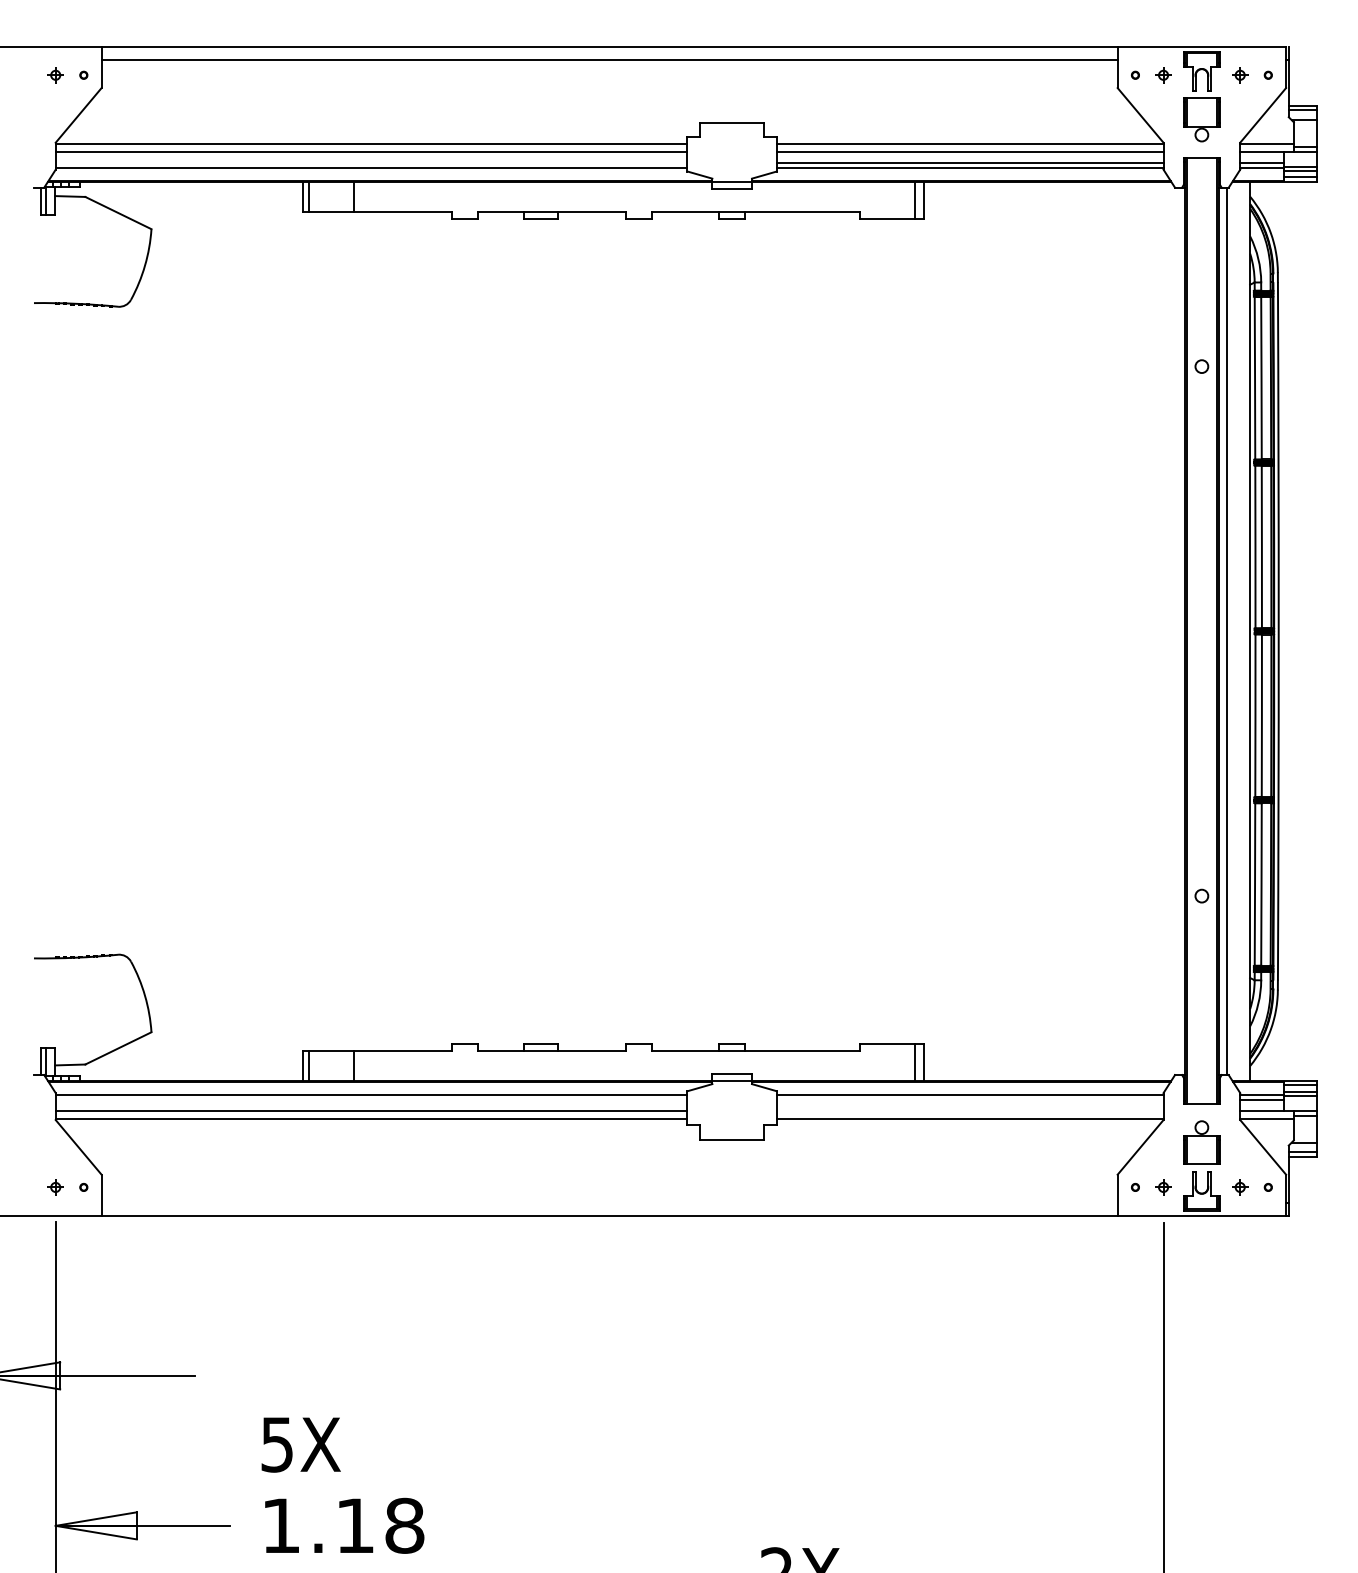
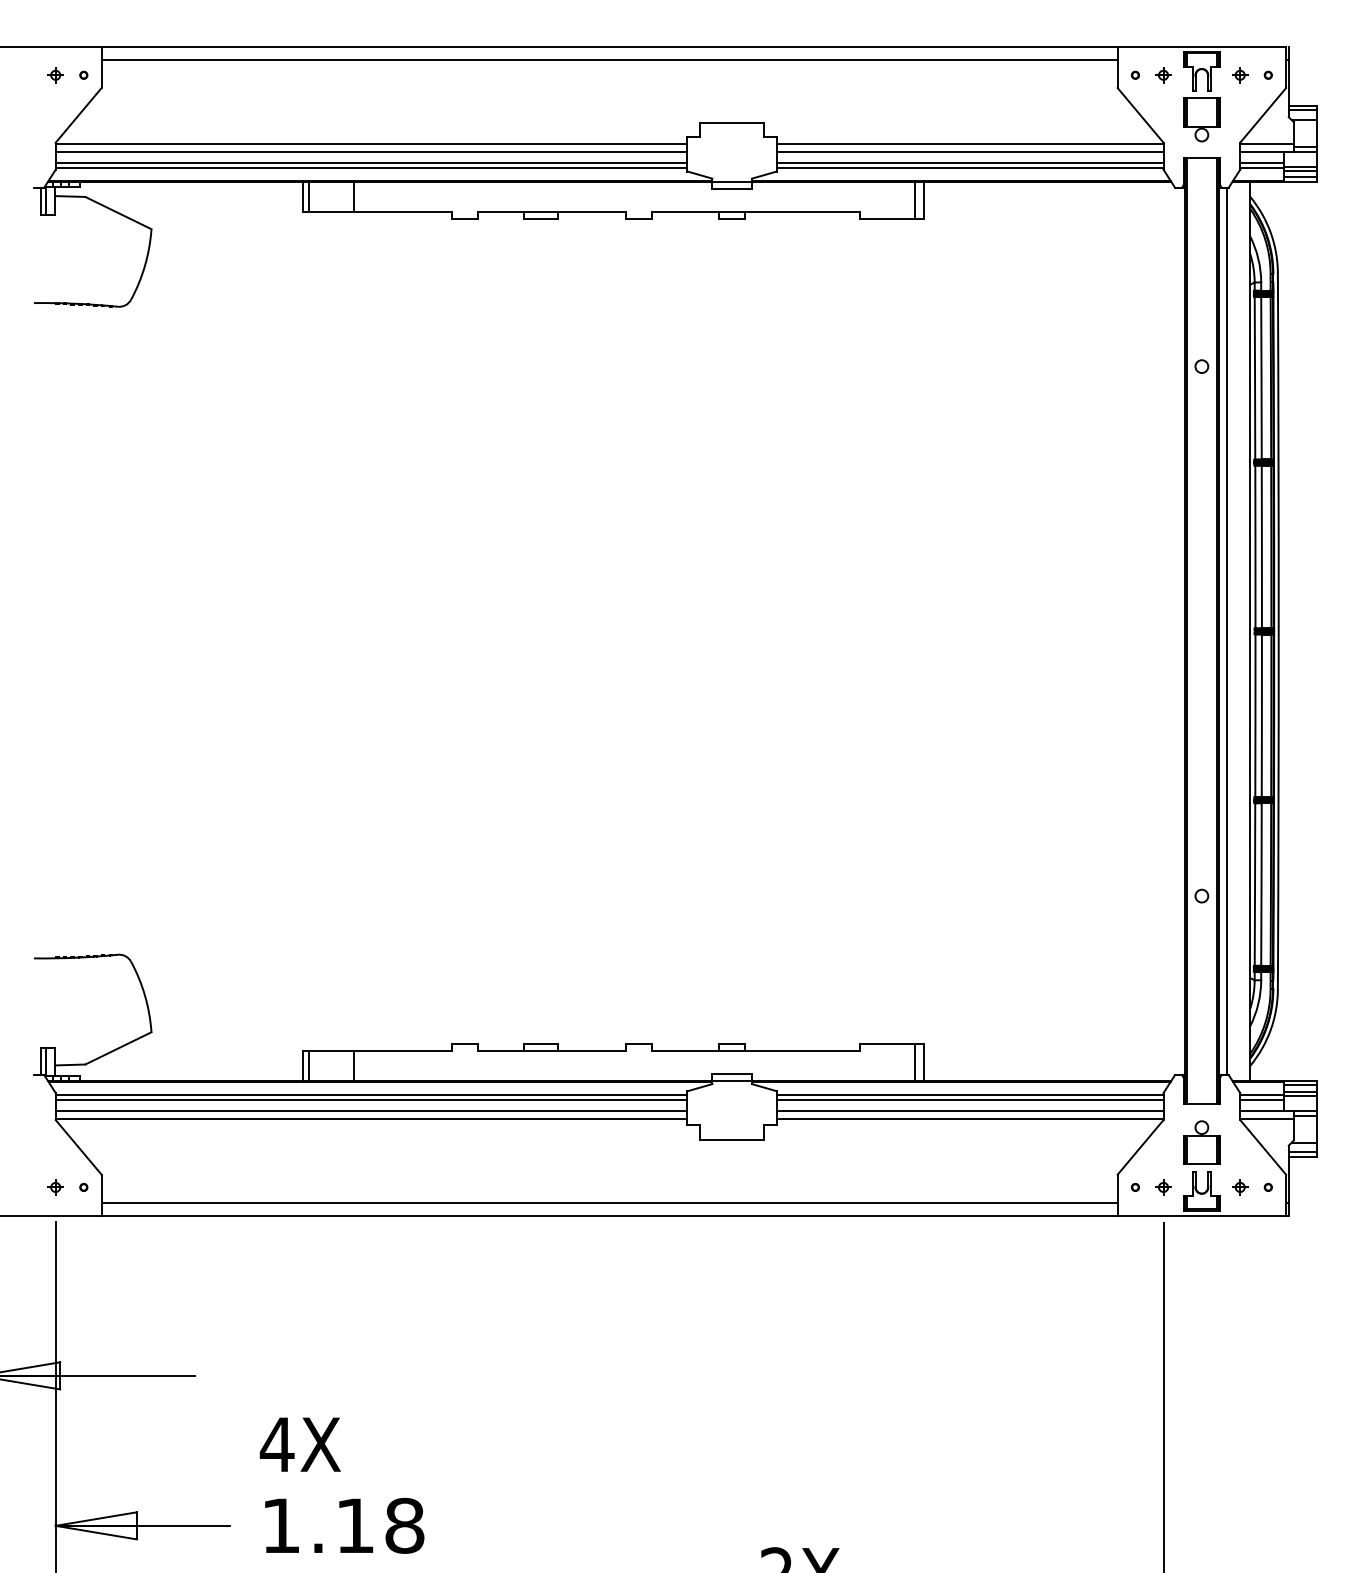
line: none -> present (371, 162)
line: none -> present (371, 1100)
line: none -> present (969, 1100)
line: none -> present (969, 1111)
line: none -> present (609, 1202)
text: 5X -> 4X (276, 1444)
